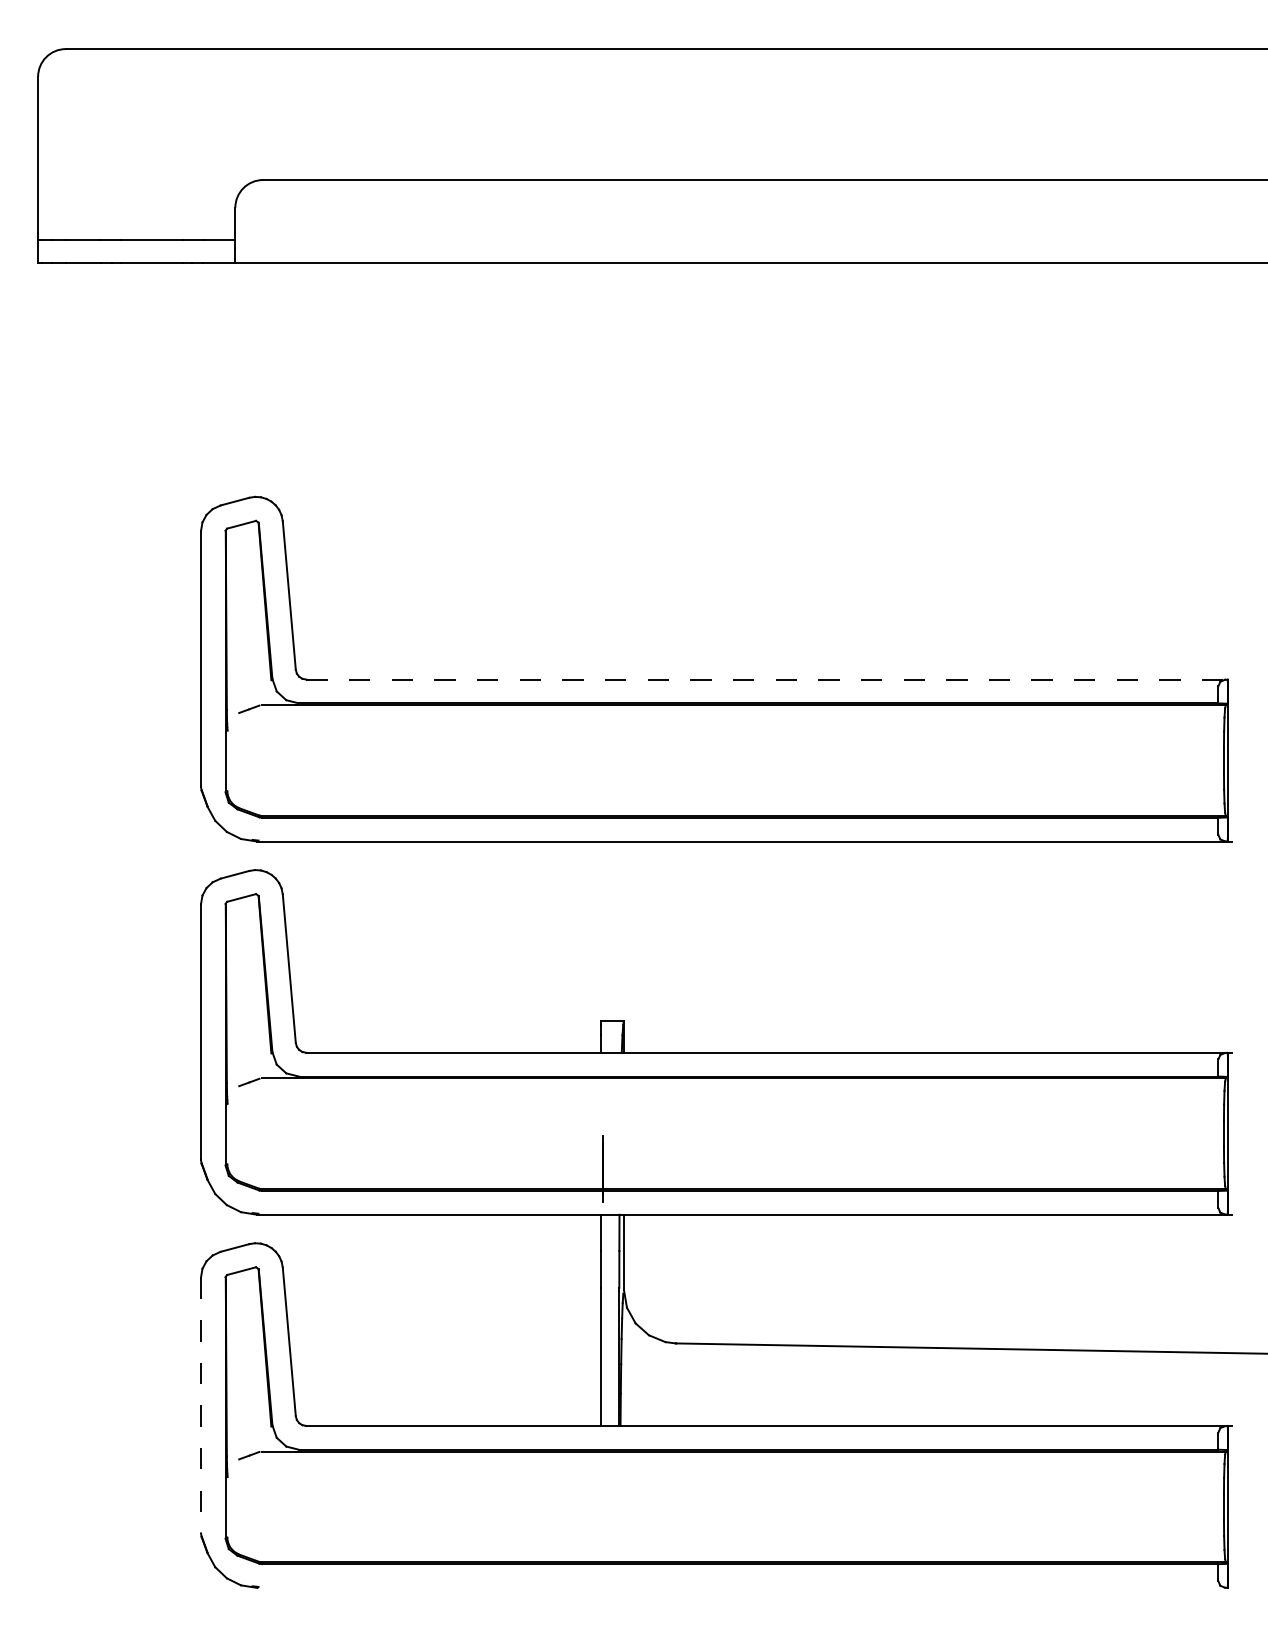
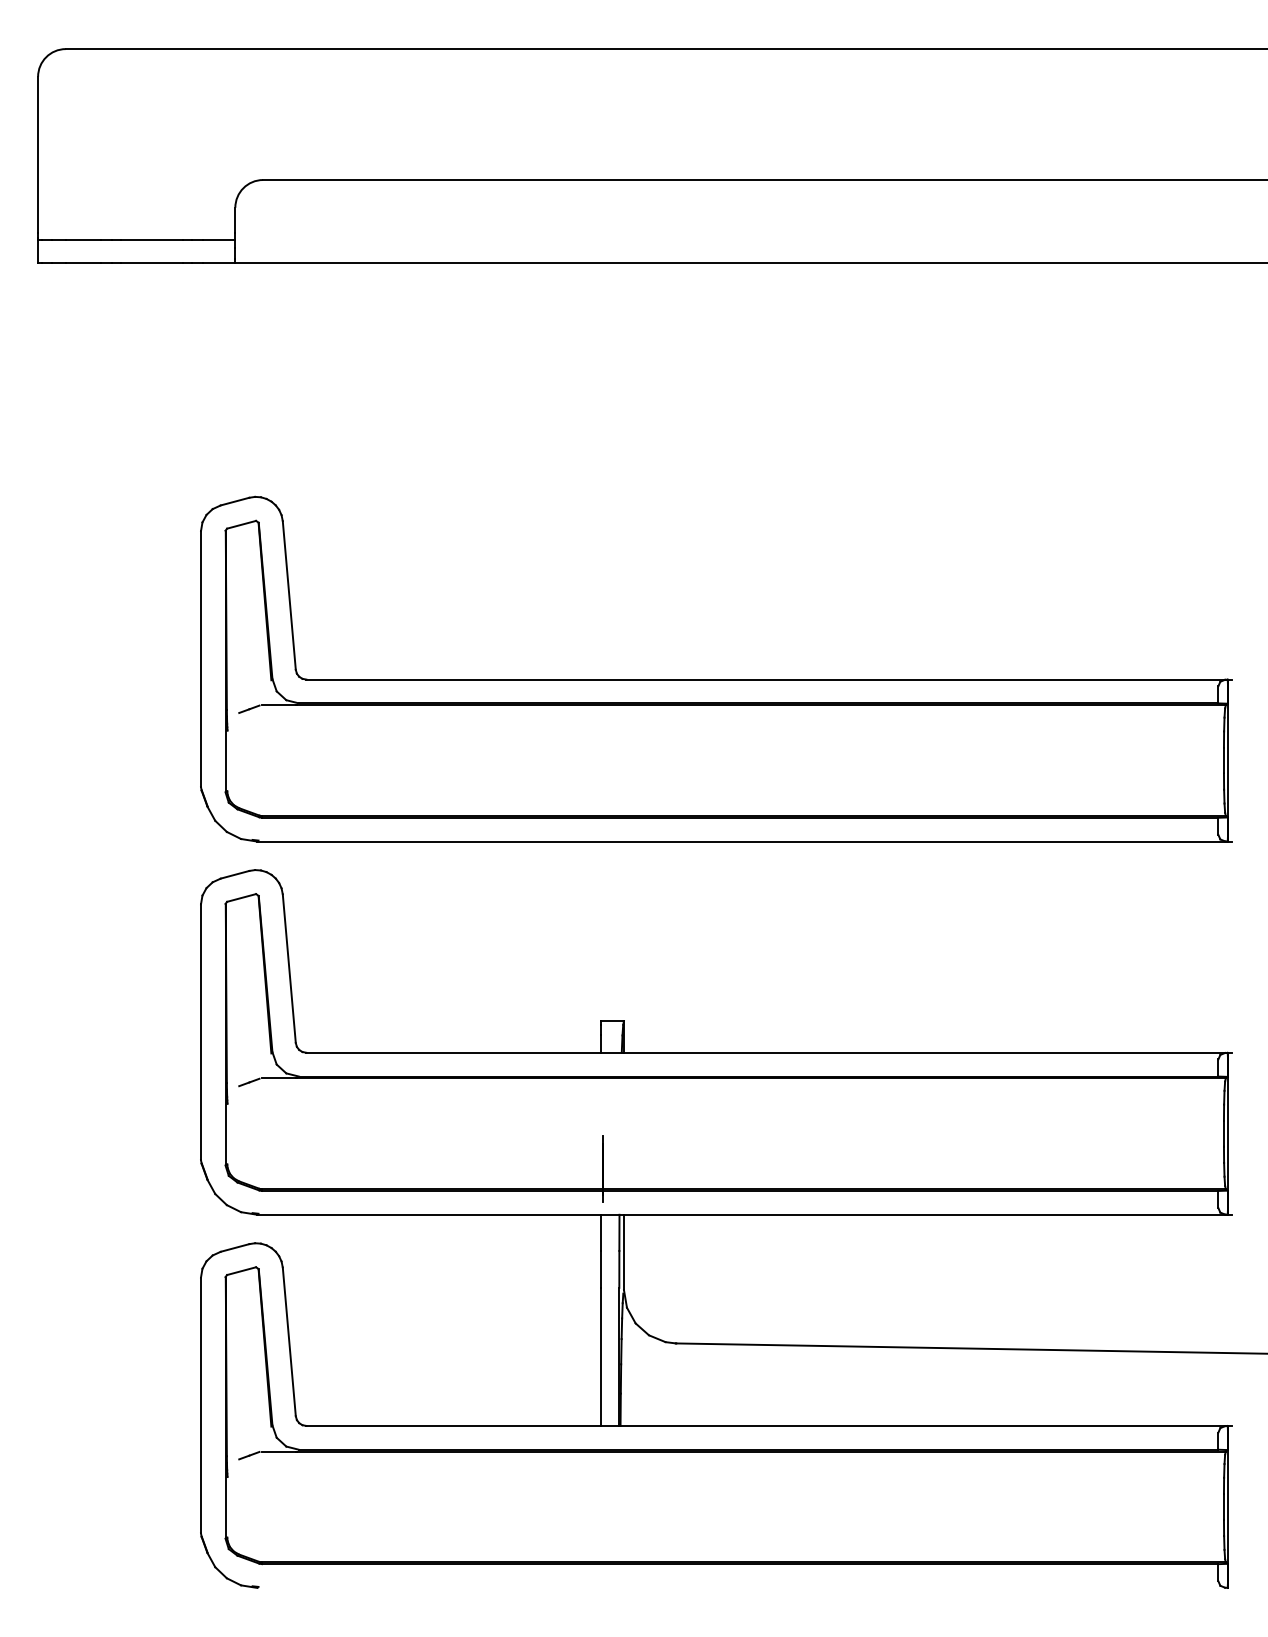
line: dashed -> solid (769, 679)
line: dashed -> solid (201, 1405)
